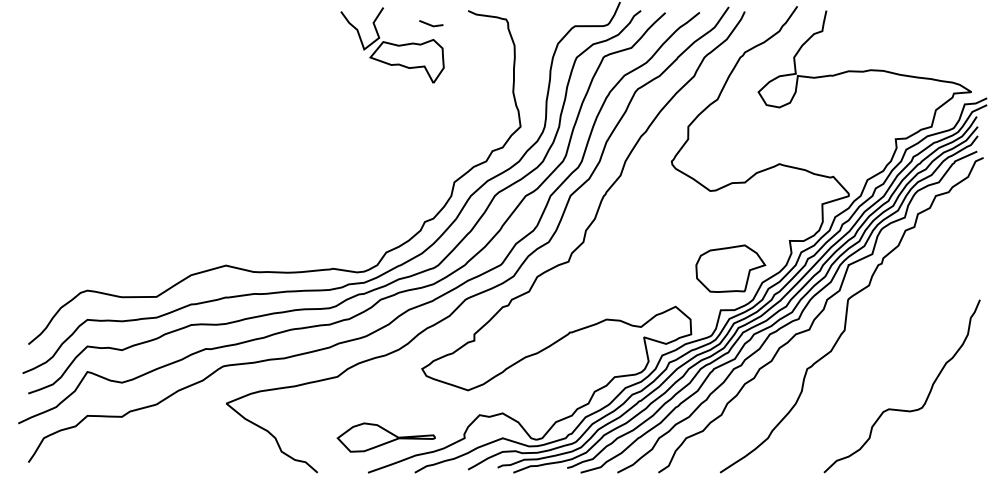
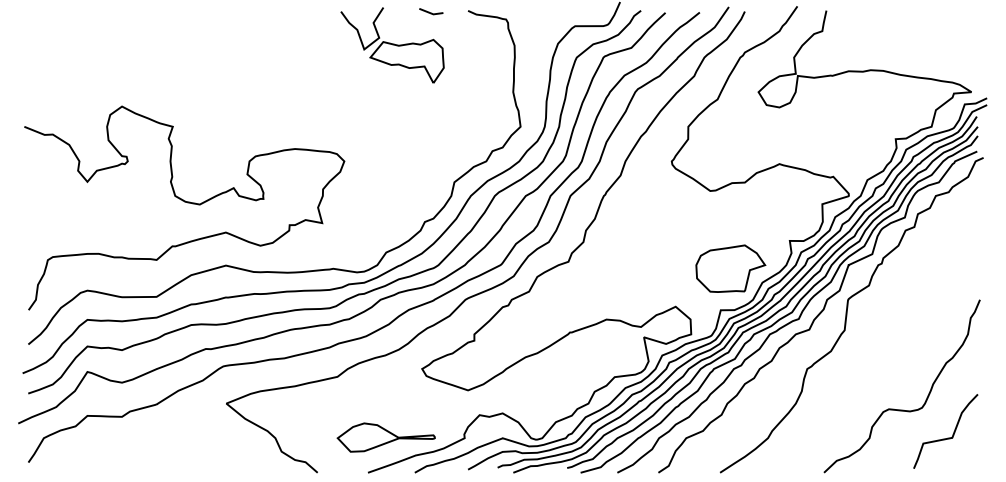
line position: (431, 24) -> (431, 12) (431, 12)
curve: none -> present (184, 202)
curve: none -> present (947, 437)
